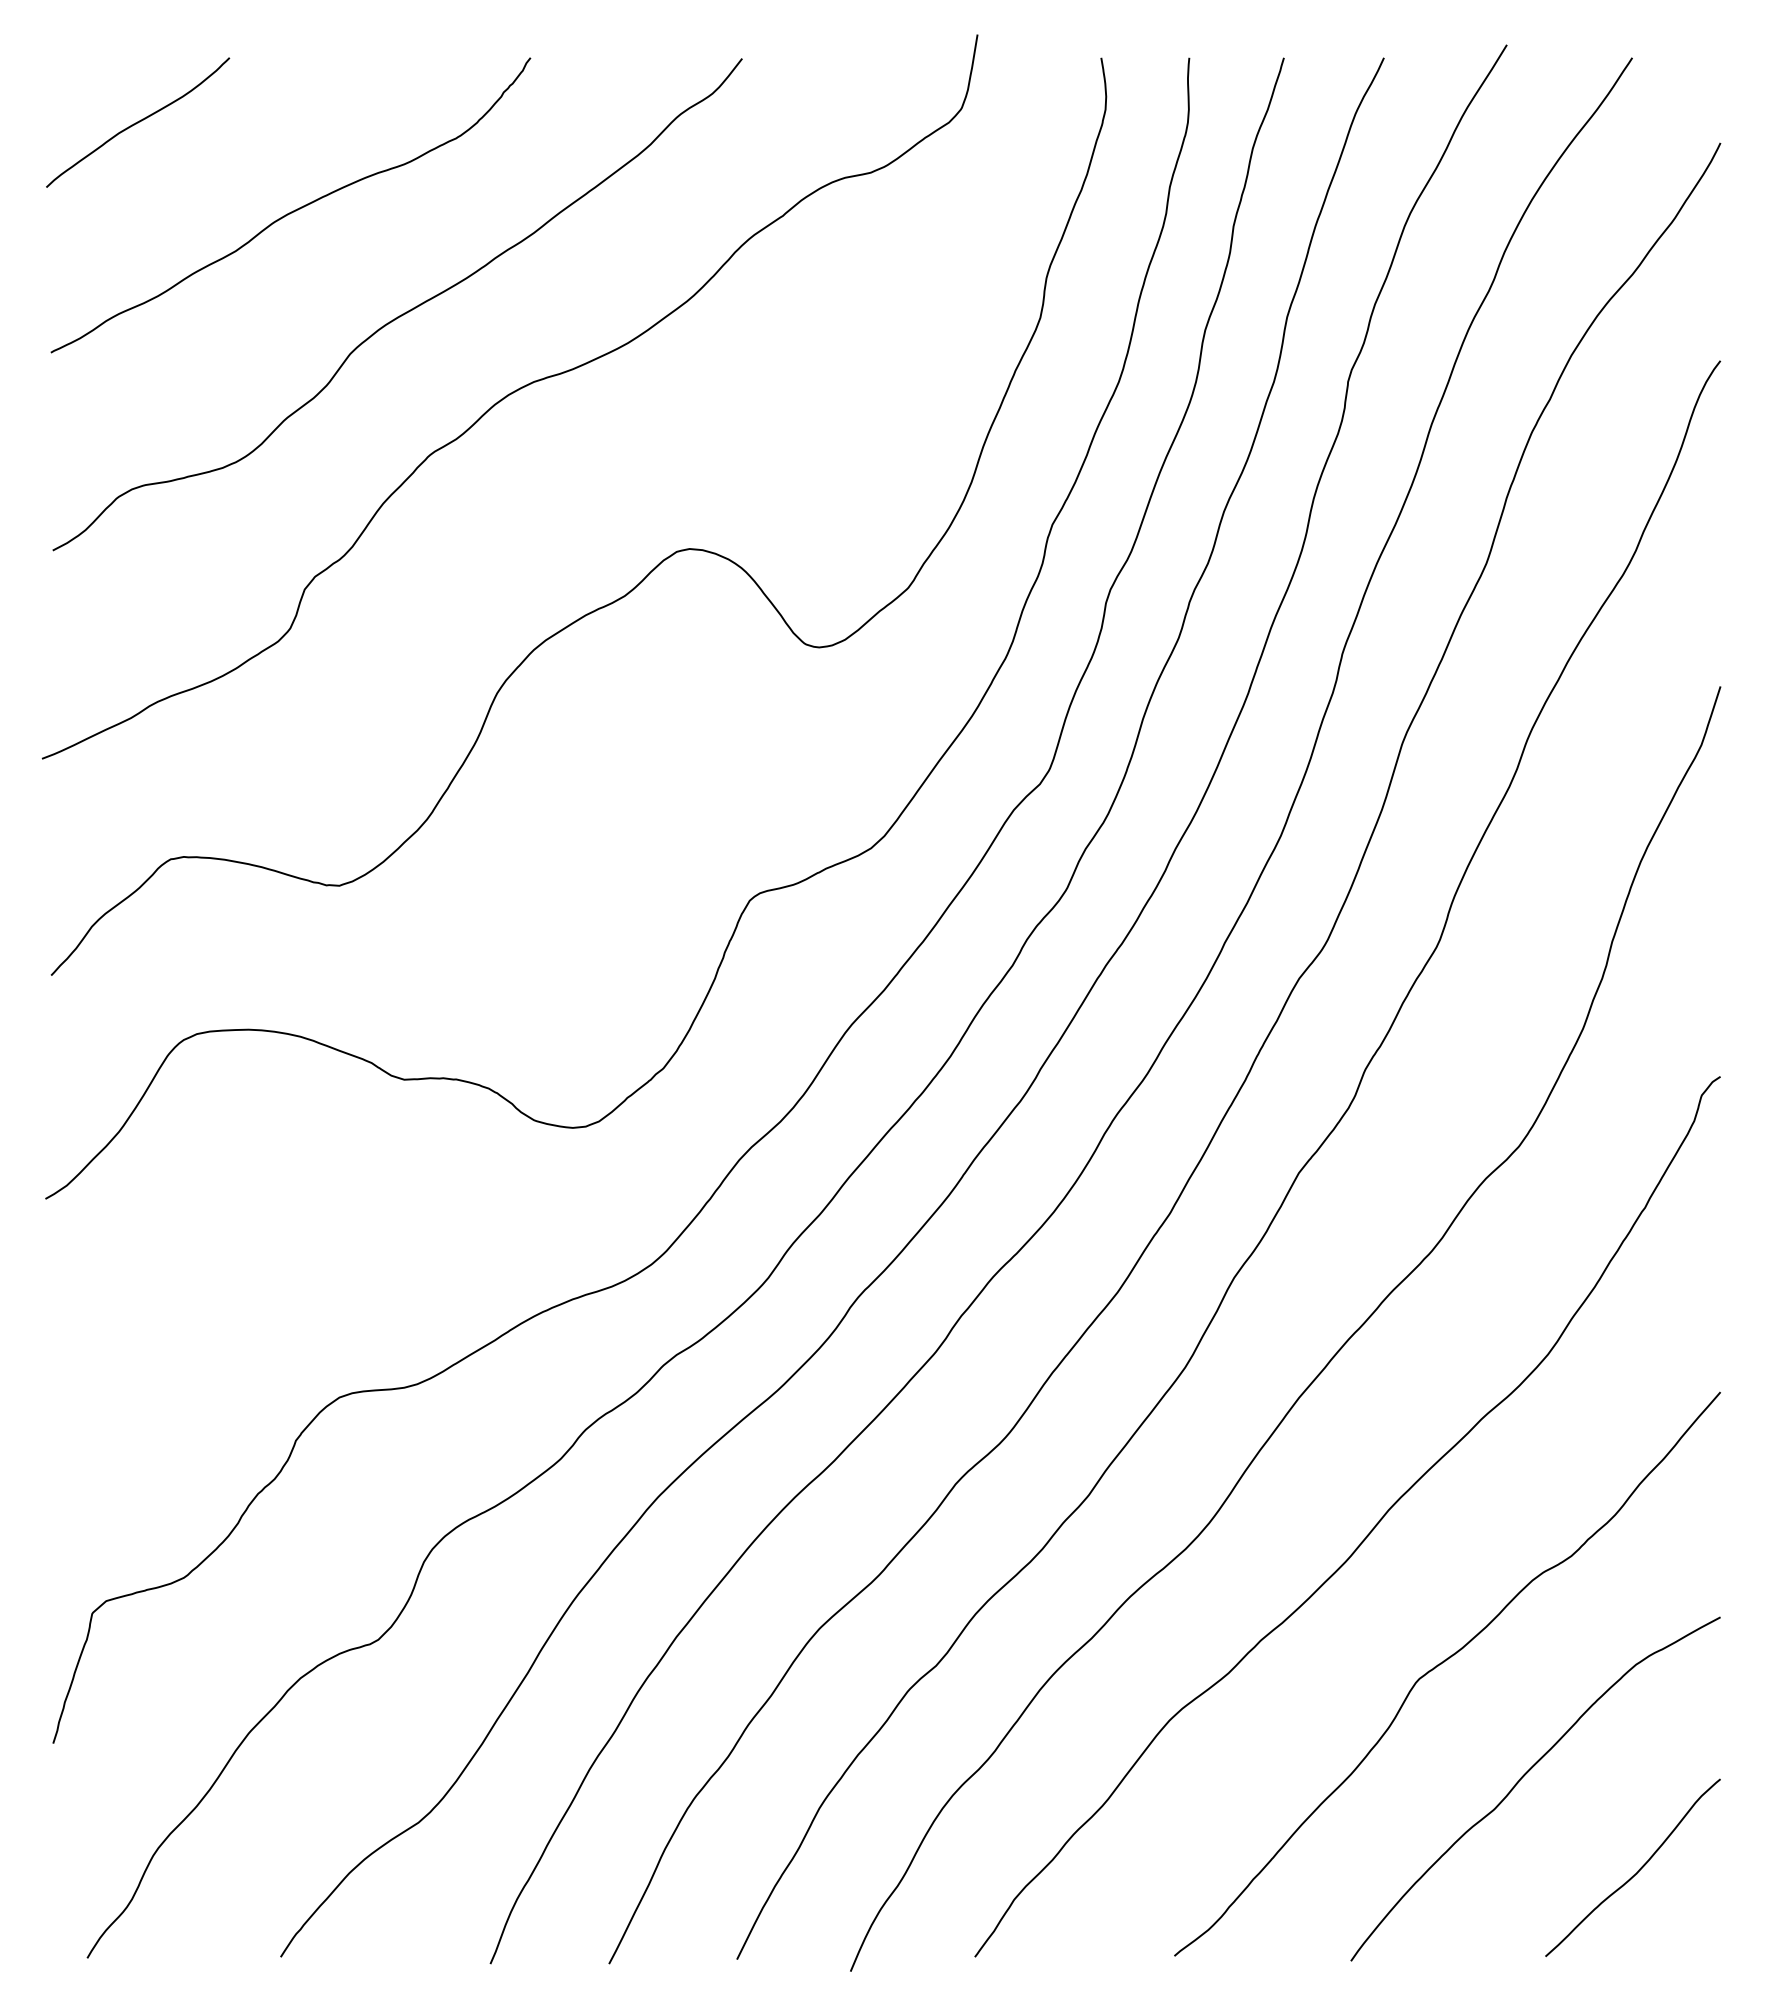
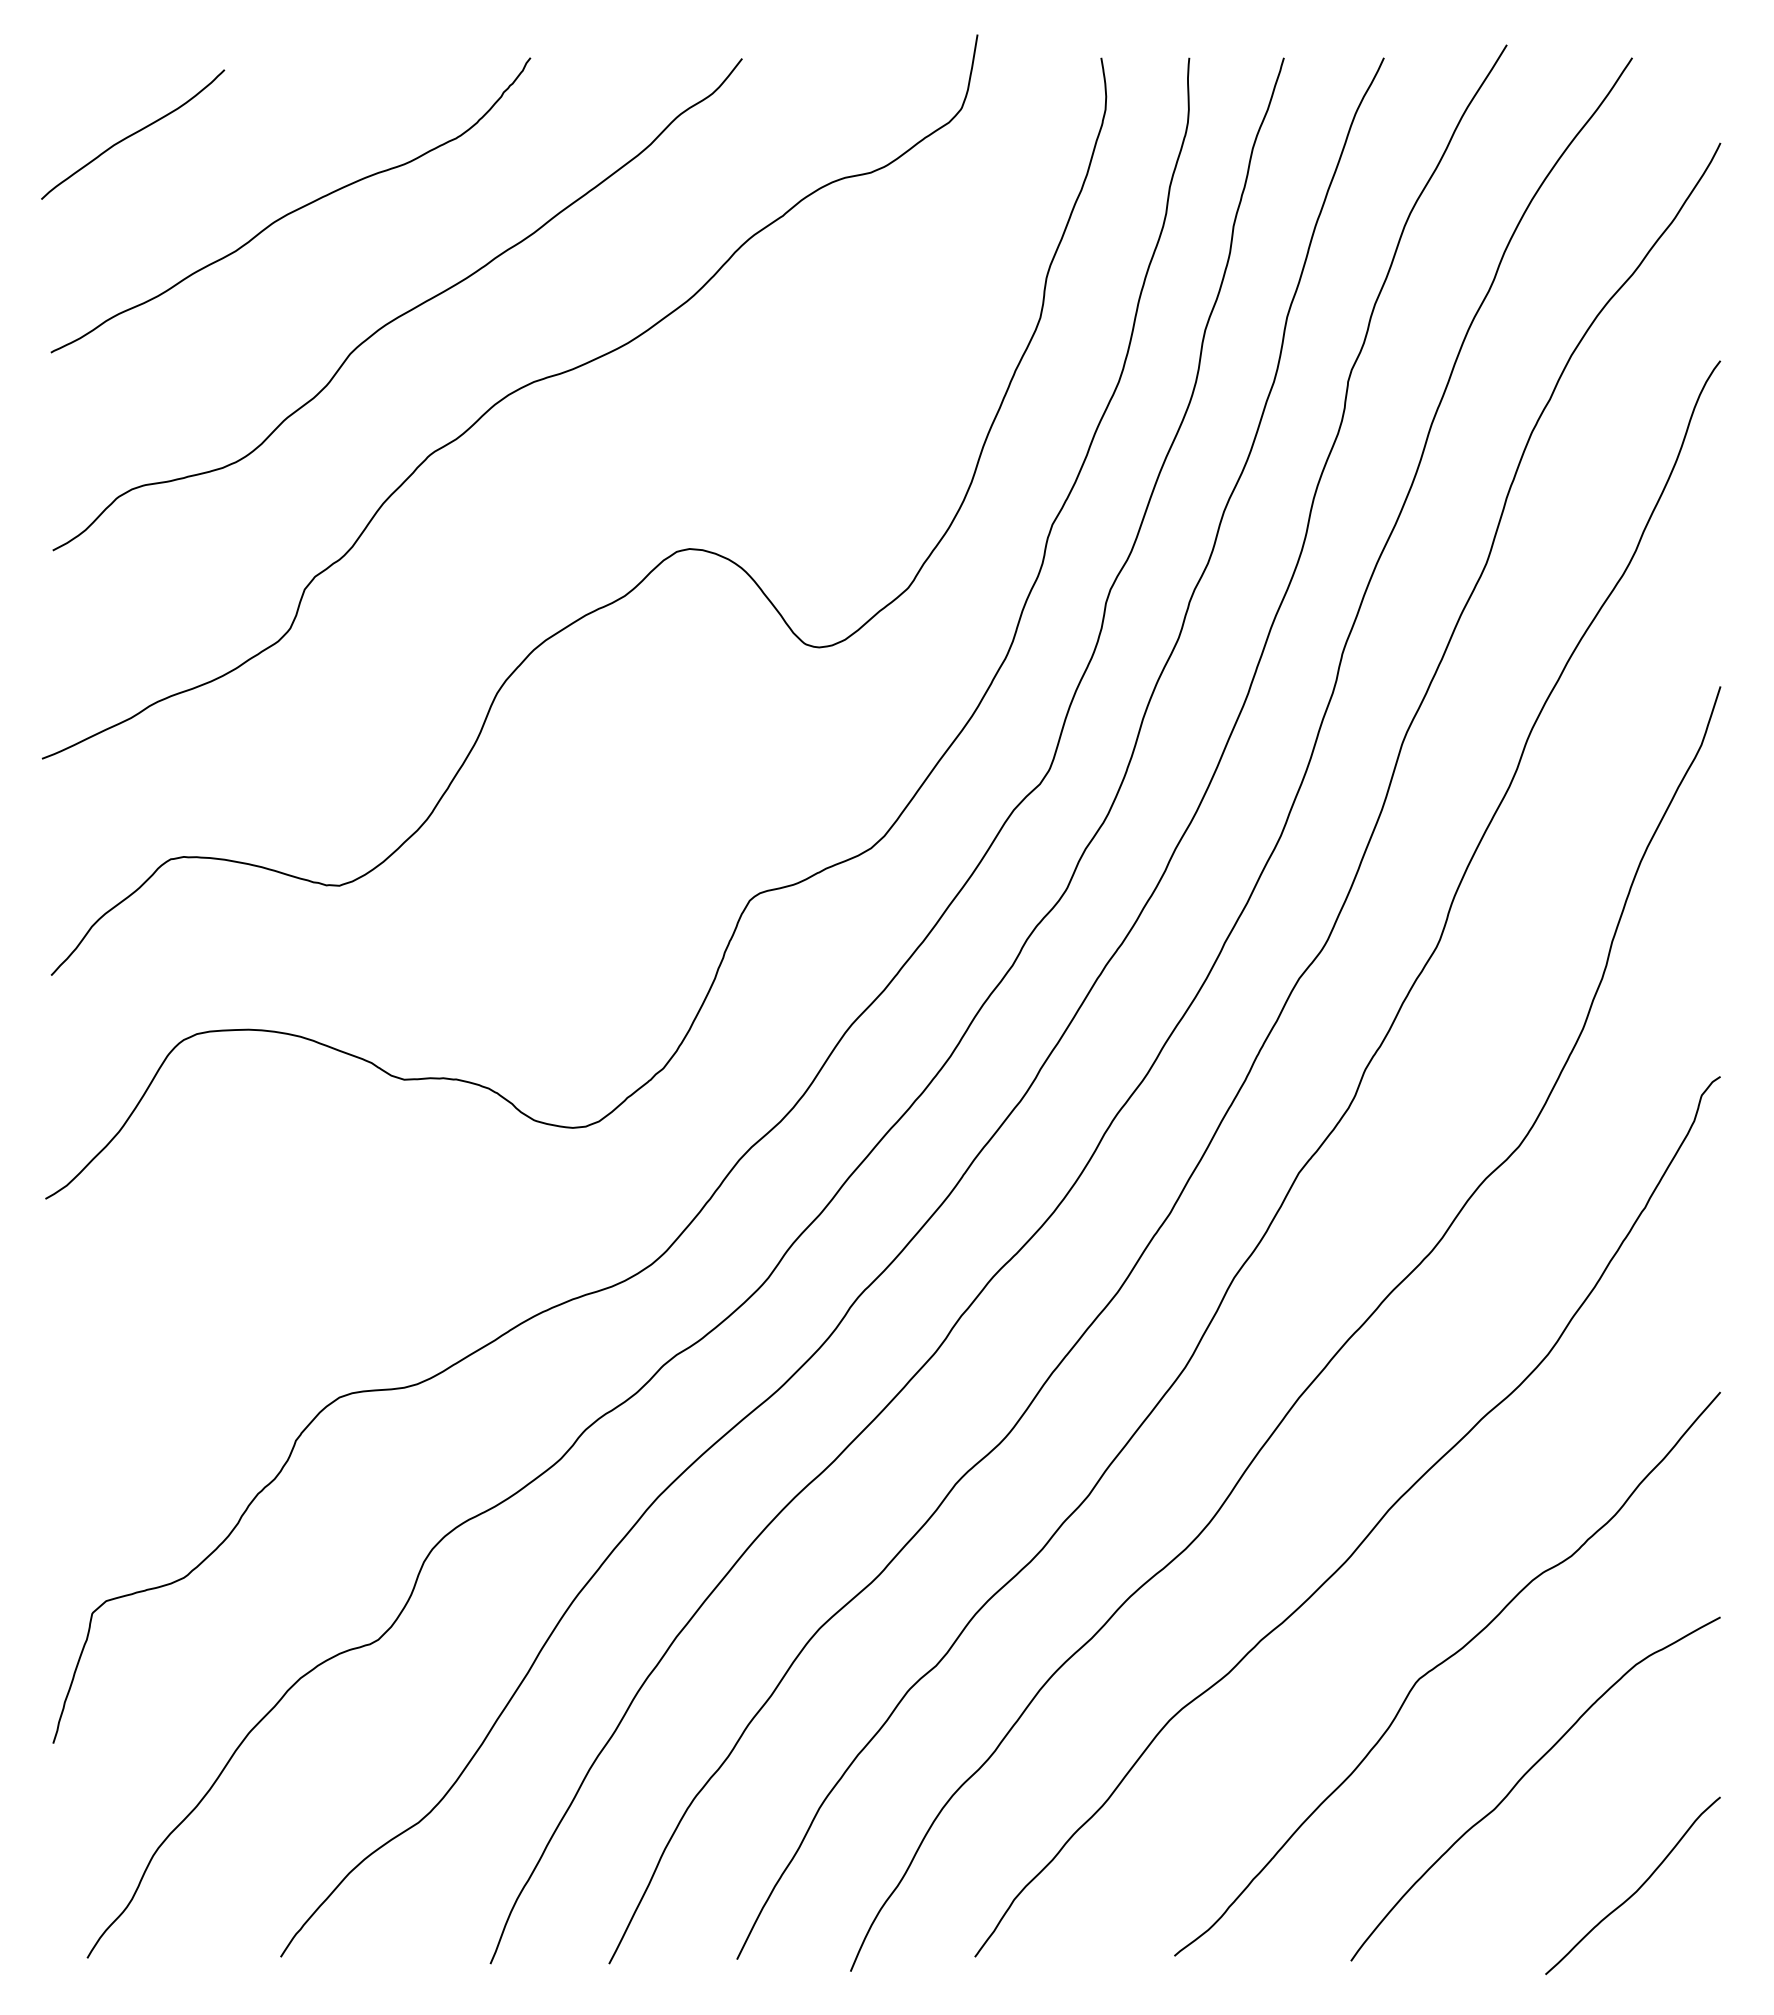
curve position: (138, 122) -> (133, 134) (133, 134)
curve position: (1637, 1871) -> (1637, 1889) (1637, 1889)
